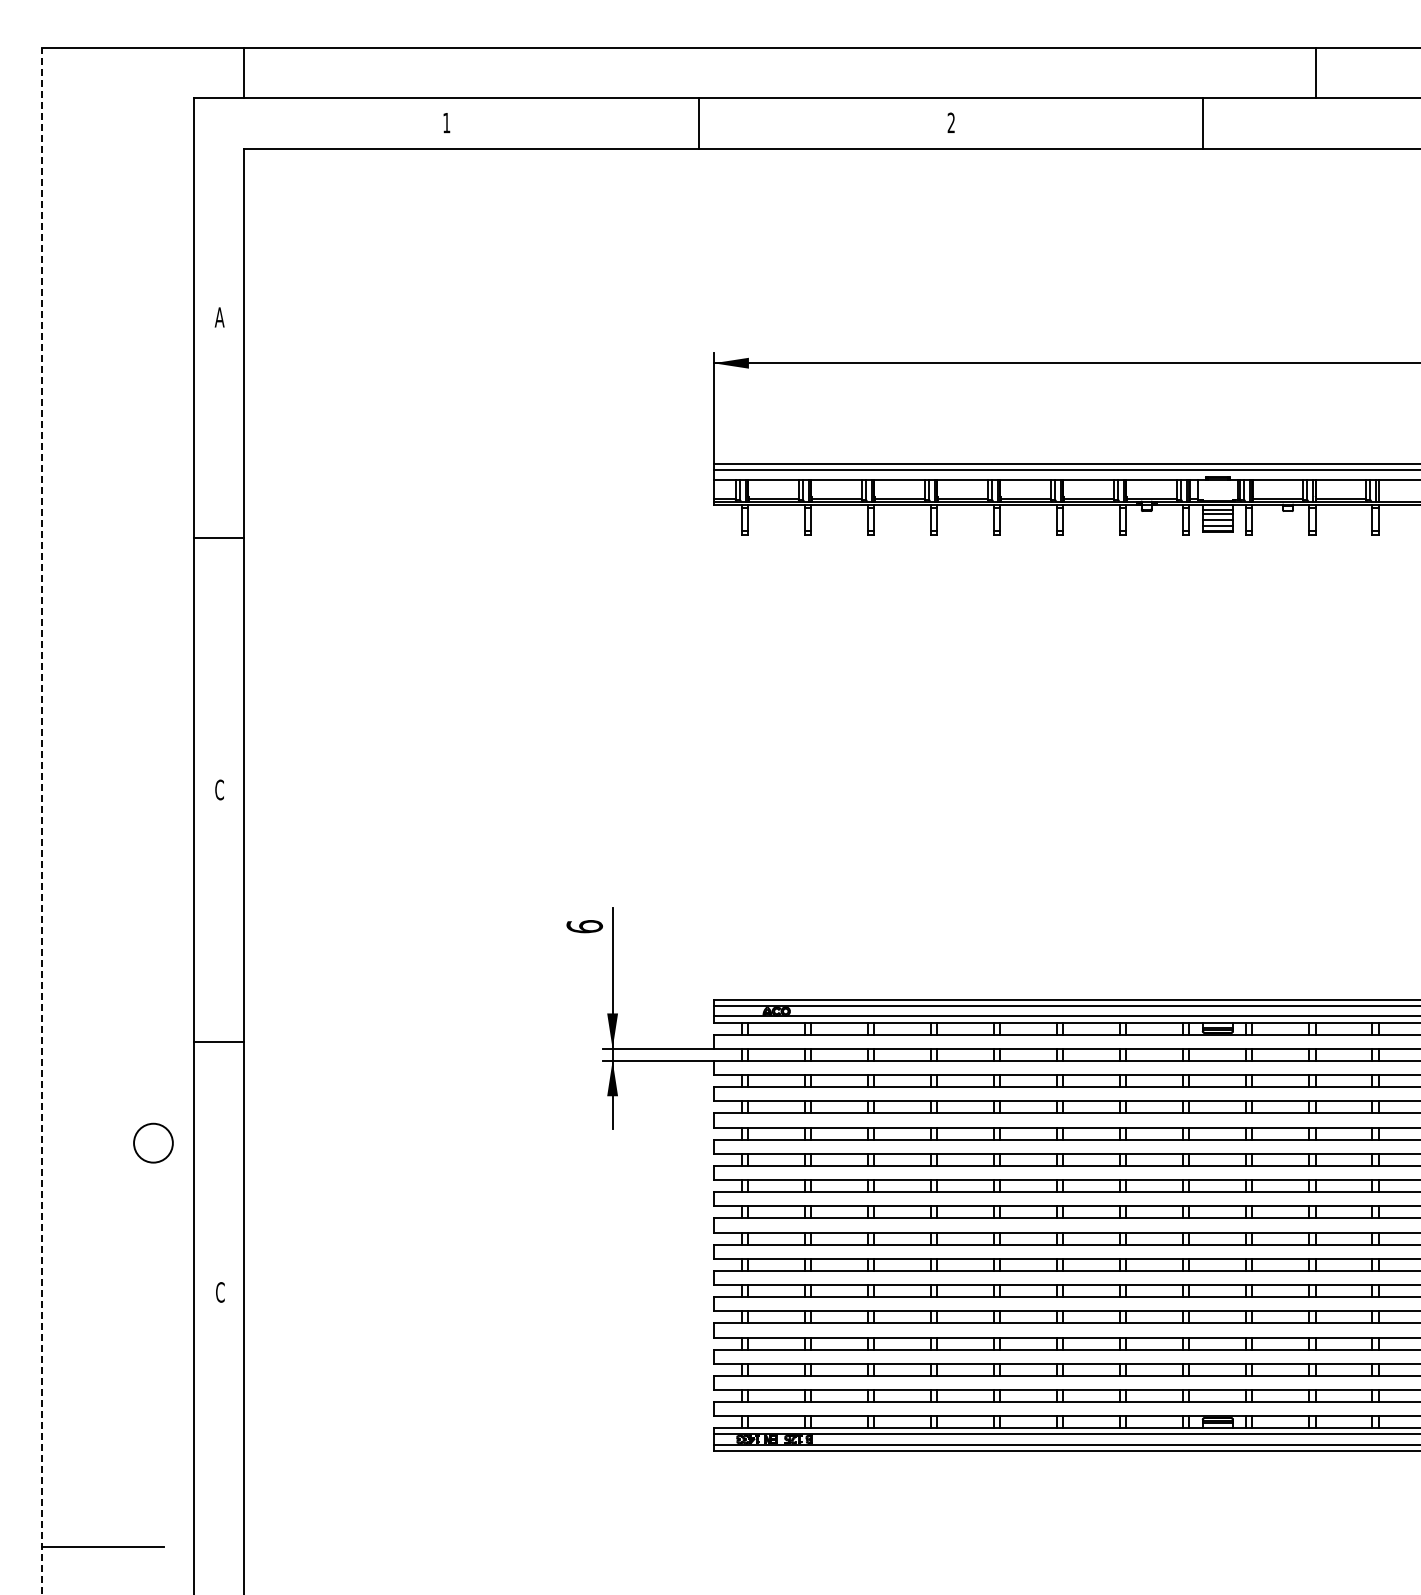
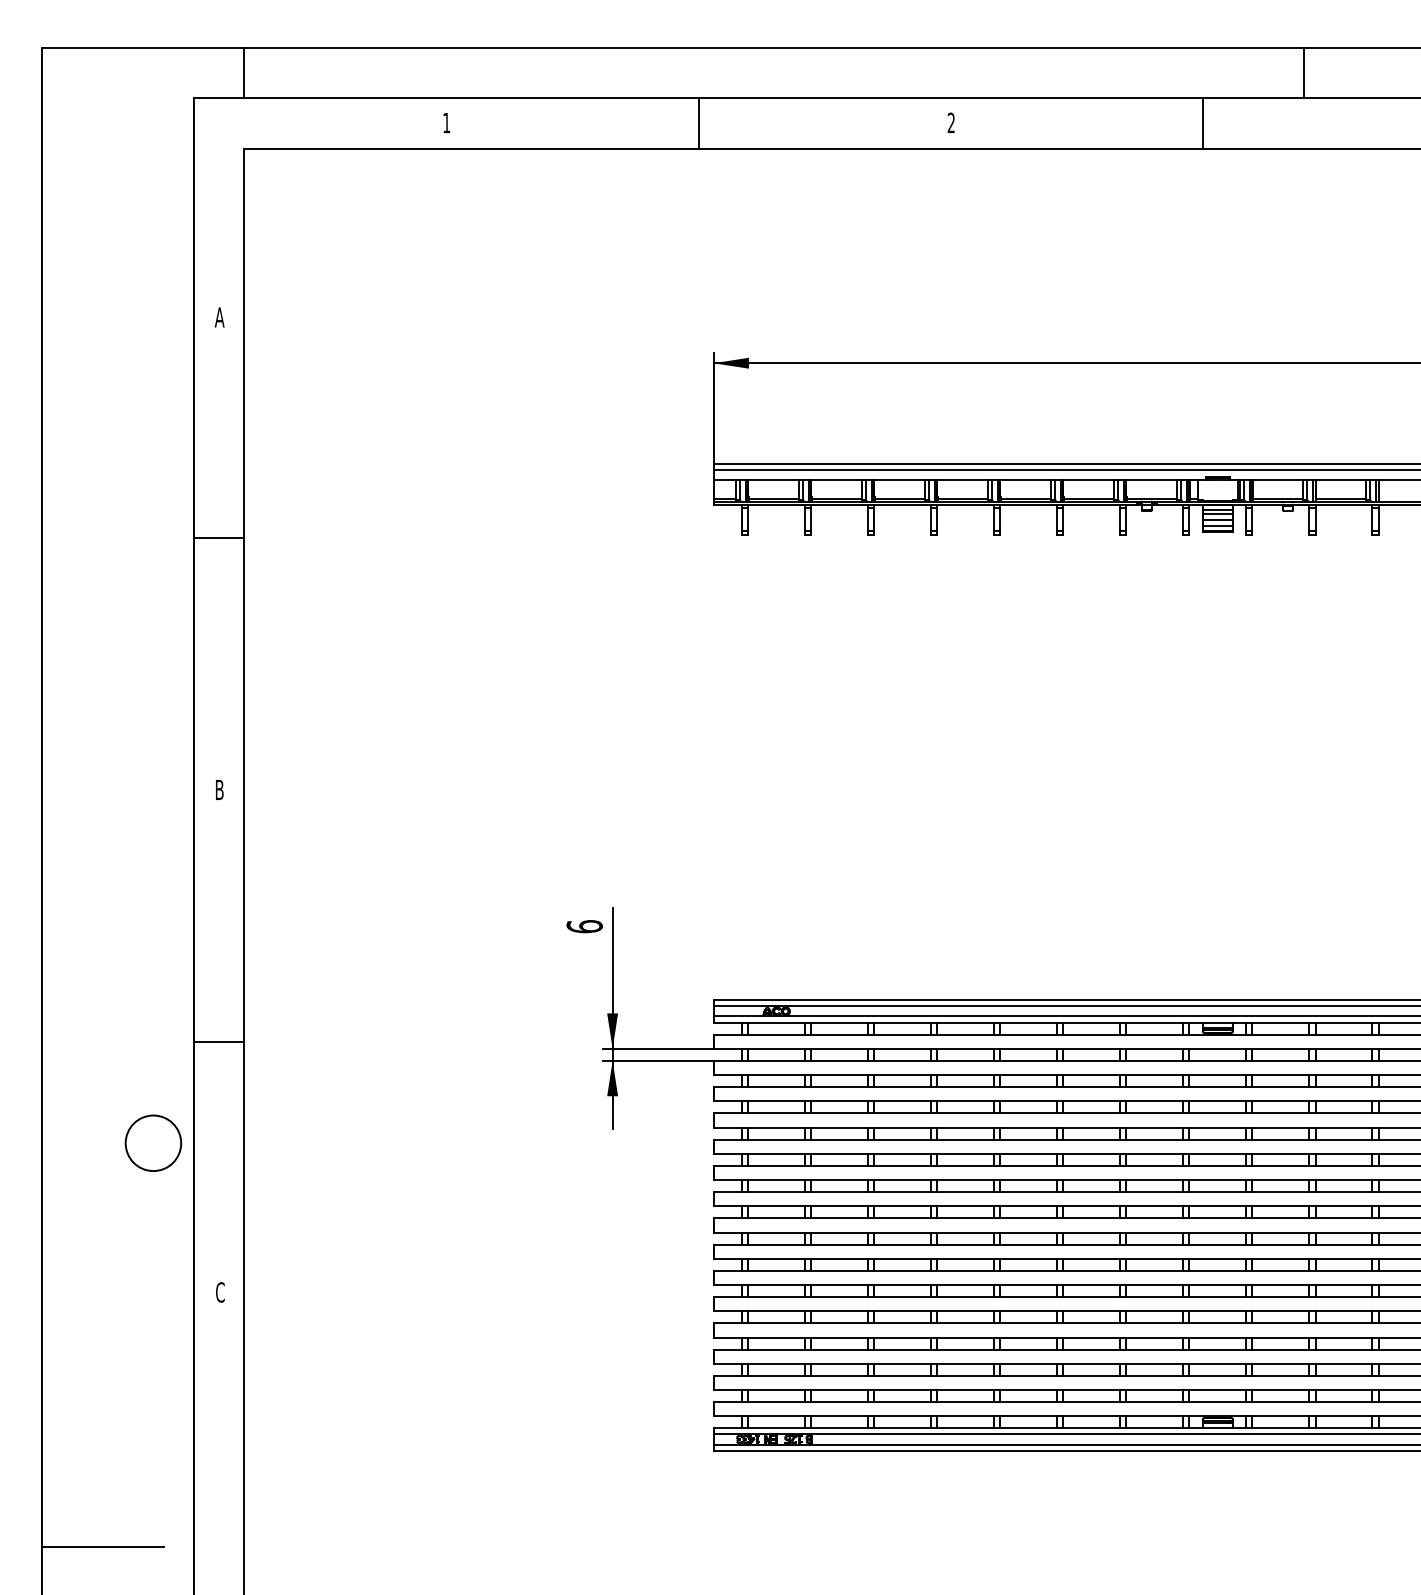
line position: (1316, 72) -> (1304, 72) (1304, 72)
text: C -> B (219, 789)
line: dashed -> solid (42, 820)
circle size: 41x42 px -> 59x58 px (153, 1142)
